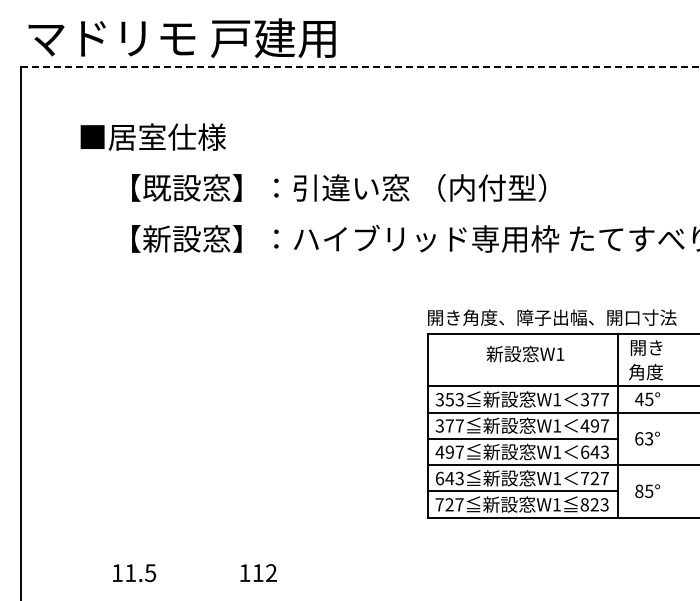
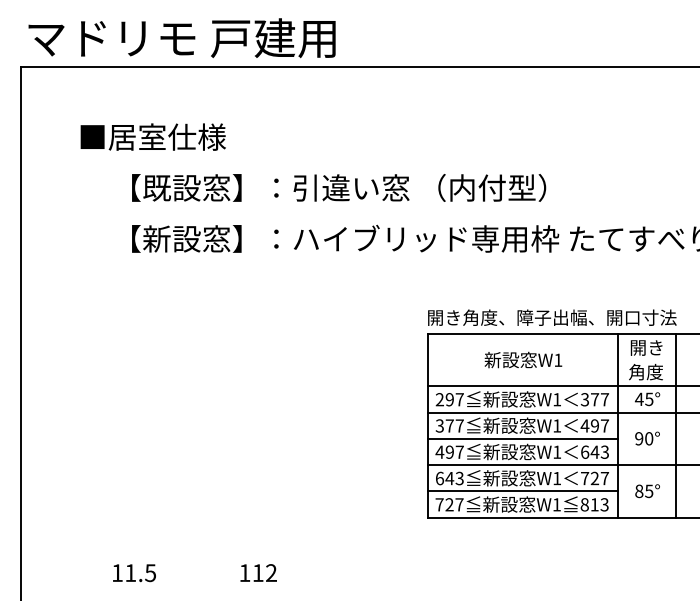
line: dashed -> solid (360, 66)
text position: (525, 353) -> (523, 359) (523, 359)
text: 353 -> 297 (449, 399)
line: none -> present (676, 425)
text: 63° -> 90° (644, 438)
text: 823 -> 813 (594, 504)
